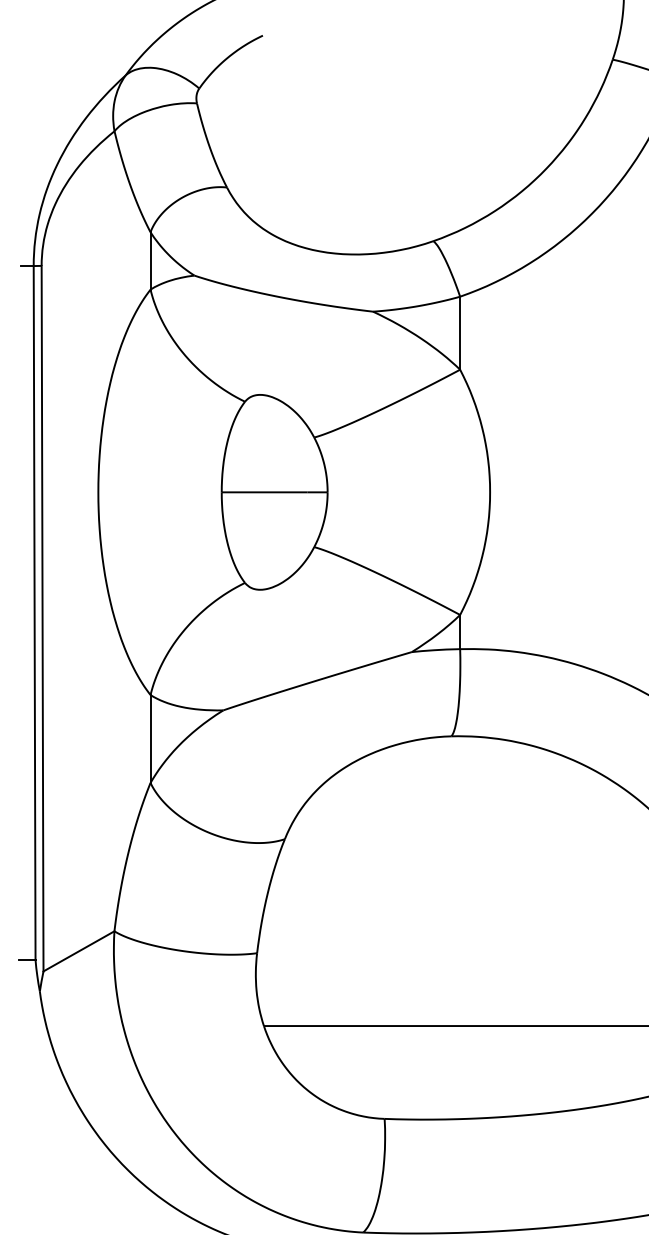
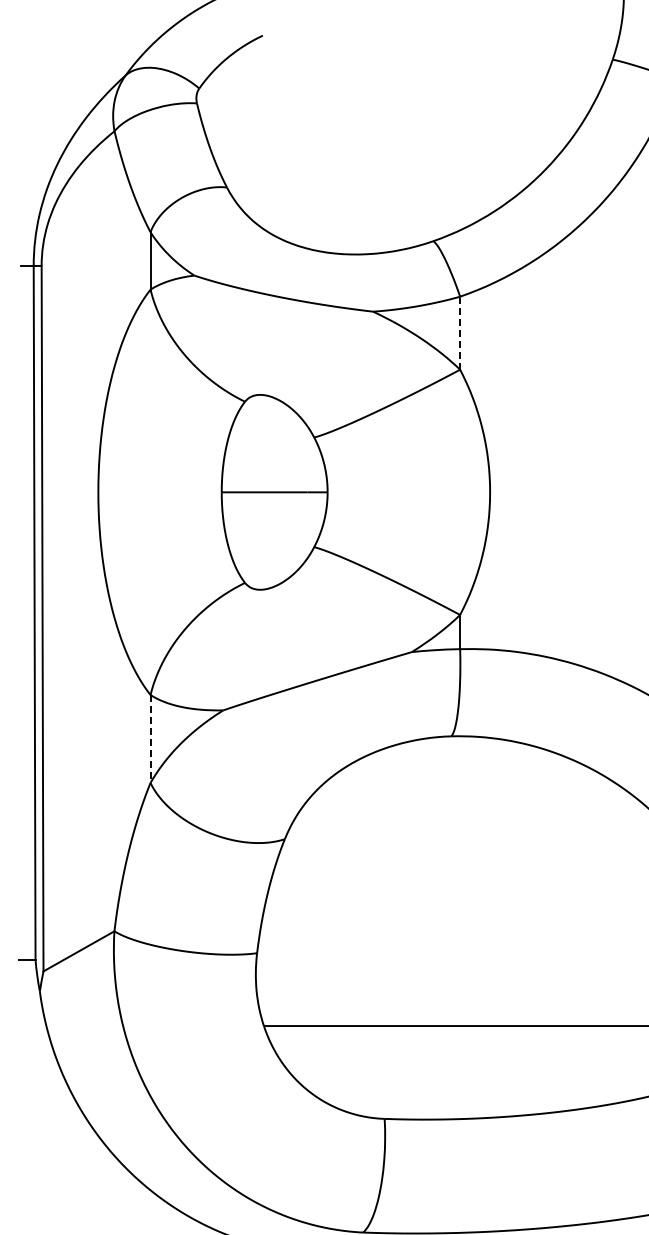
line: solid -> dashed (460, 333)
line: solid -> dashed (150, 739)
